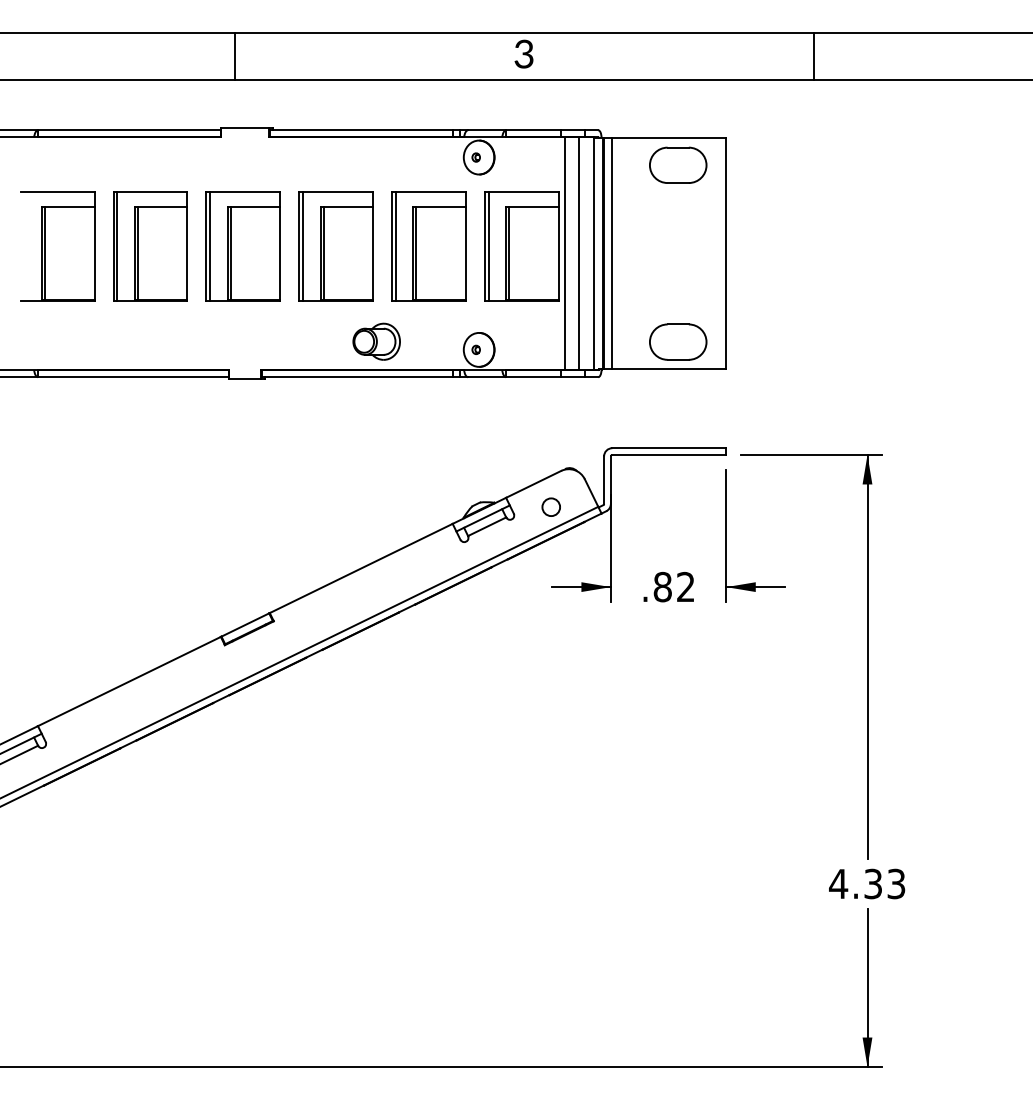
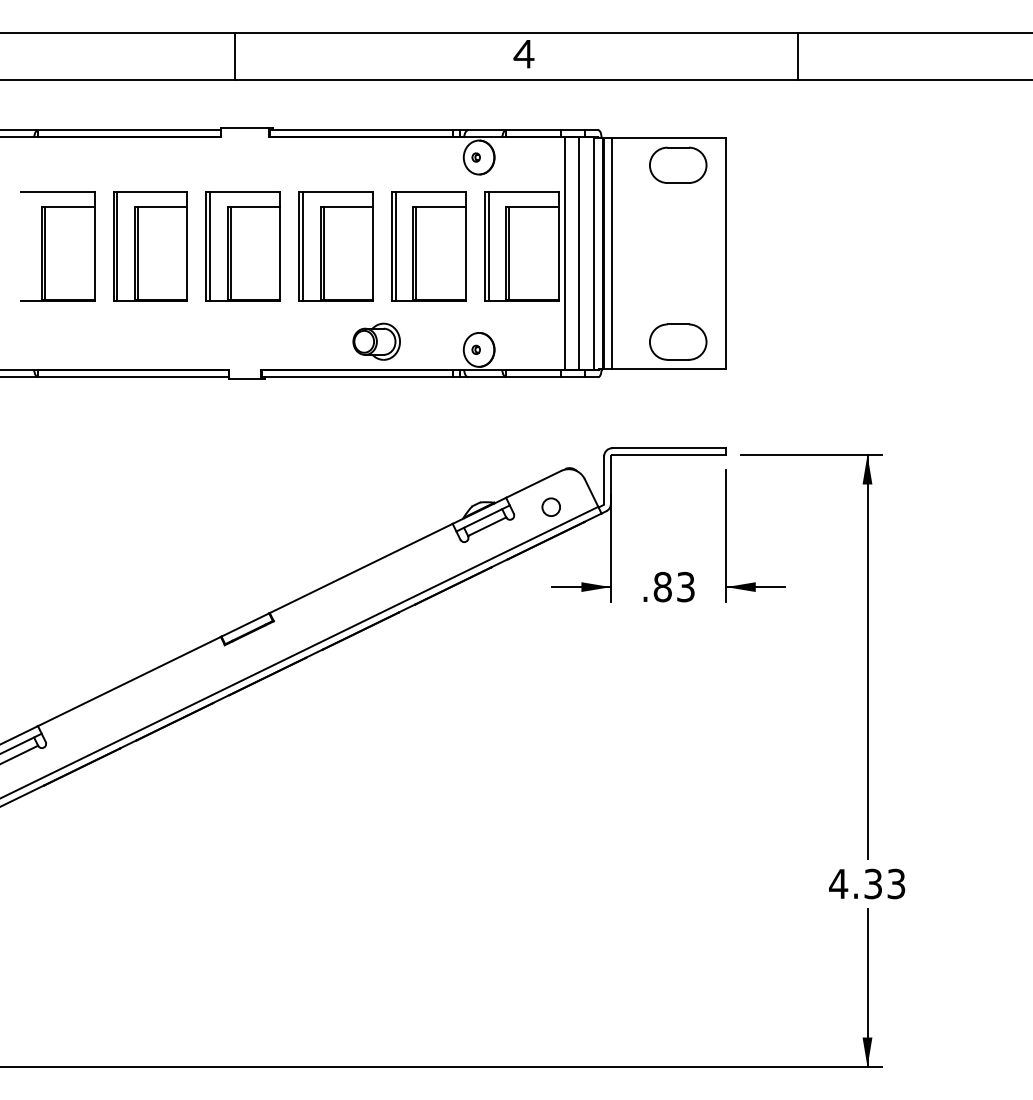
text: 3 -> 4 (523, 53)
line position: (813, 56) -> (797, 56) (797, 56)
text: .82 -> .83 (685, 587)
